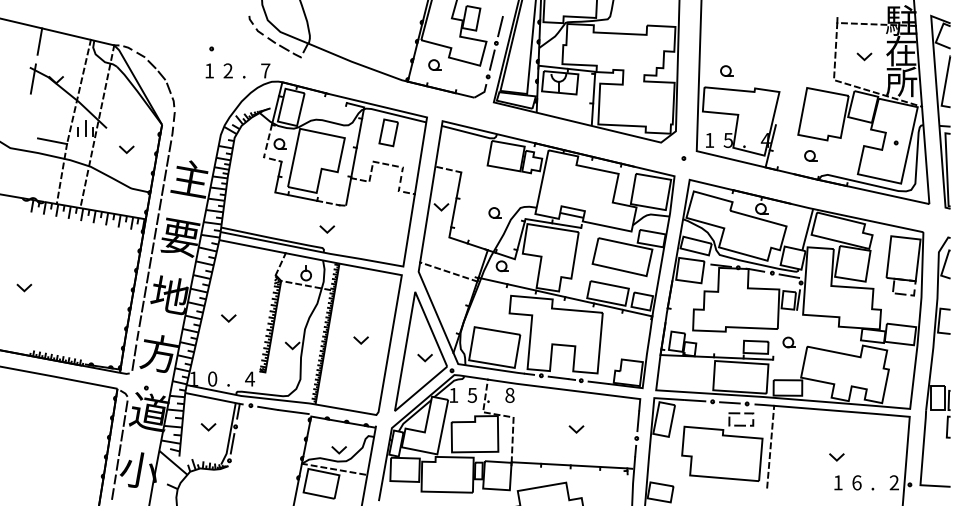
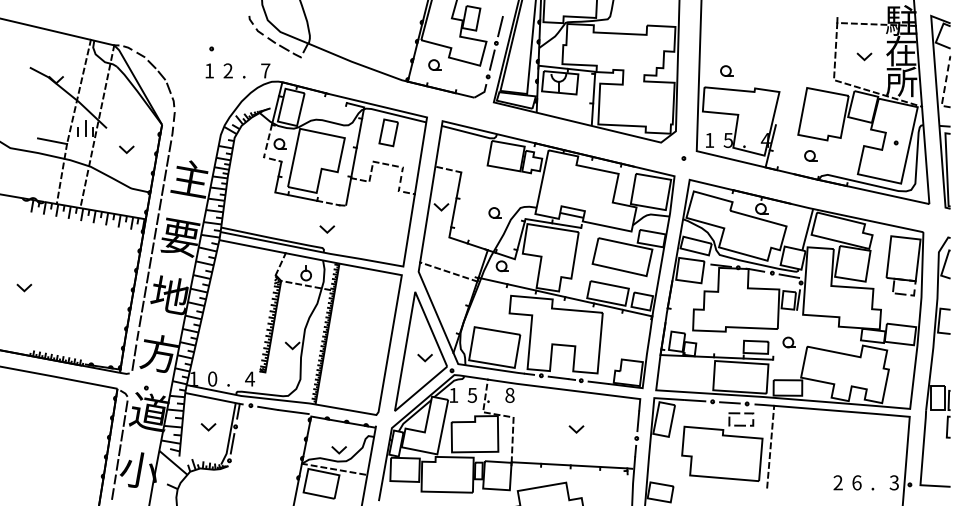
line: present -> none (39, 41)
line: present -> none (32, 78)
line: solid -> dashed (945, 85)
line: present -> none (227, 319)
line: present -> none (359, 340)
line: present -> none (836, 458)
text: 1 -> 2 (837, 482)
text: 2 -> 3 (893, 482)
